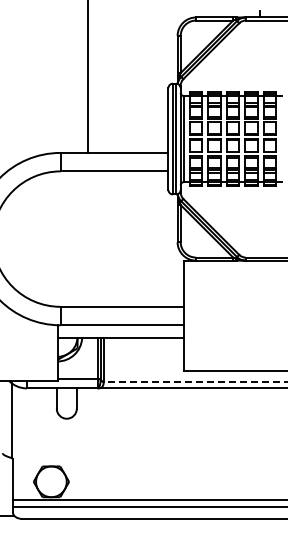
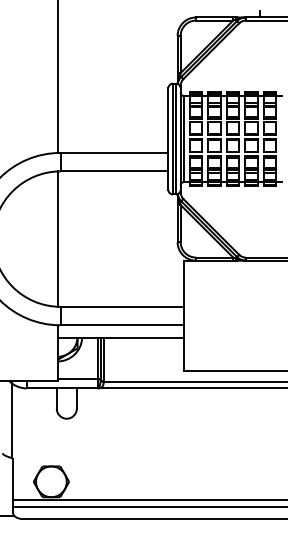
line position: (87, 77) -> (57, 77) (57, 77)
line: none -> present (57, 238)
line: dashed -> solid (195, 381)
